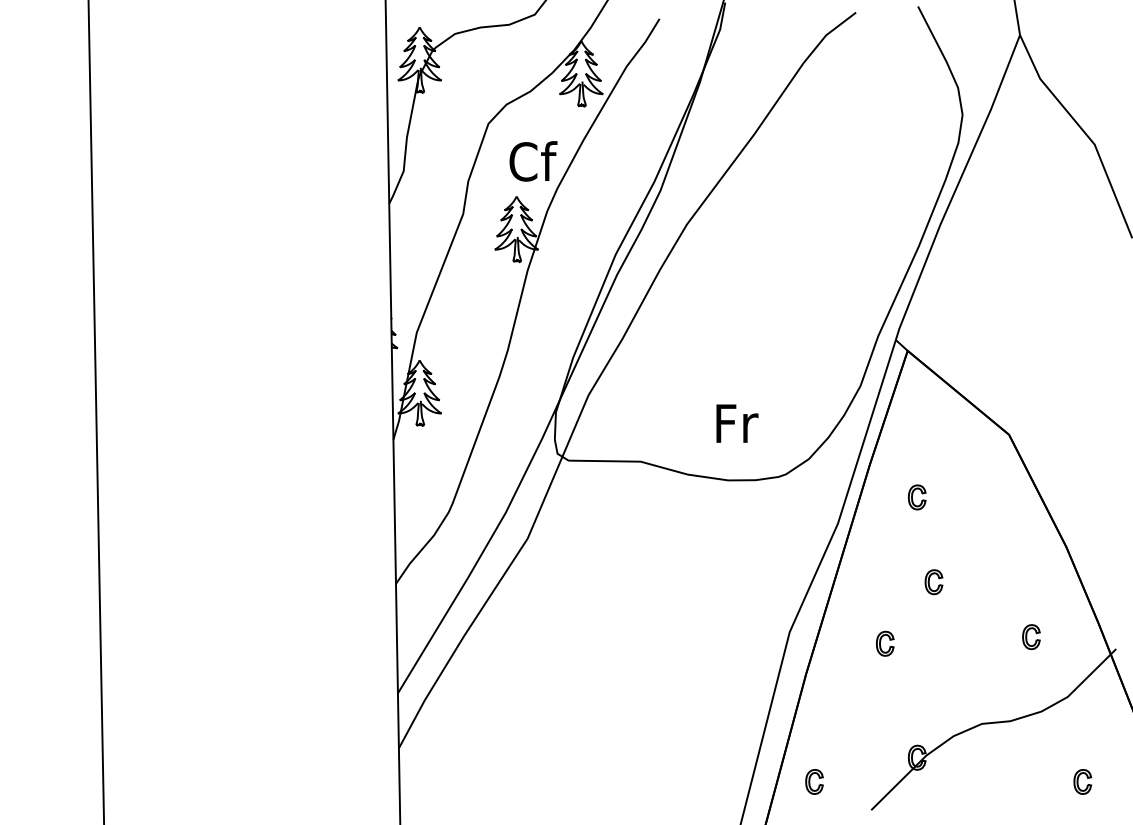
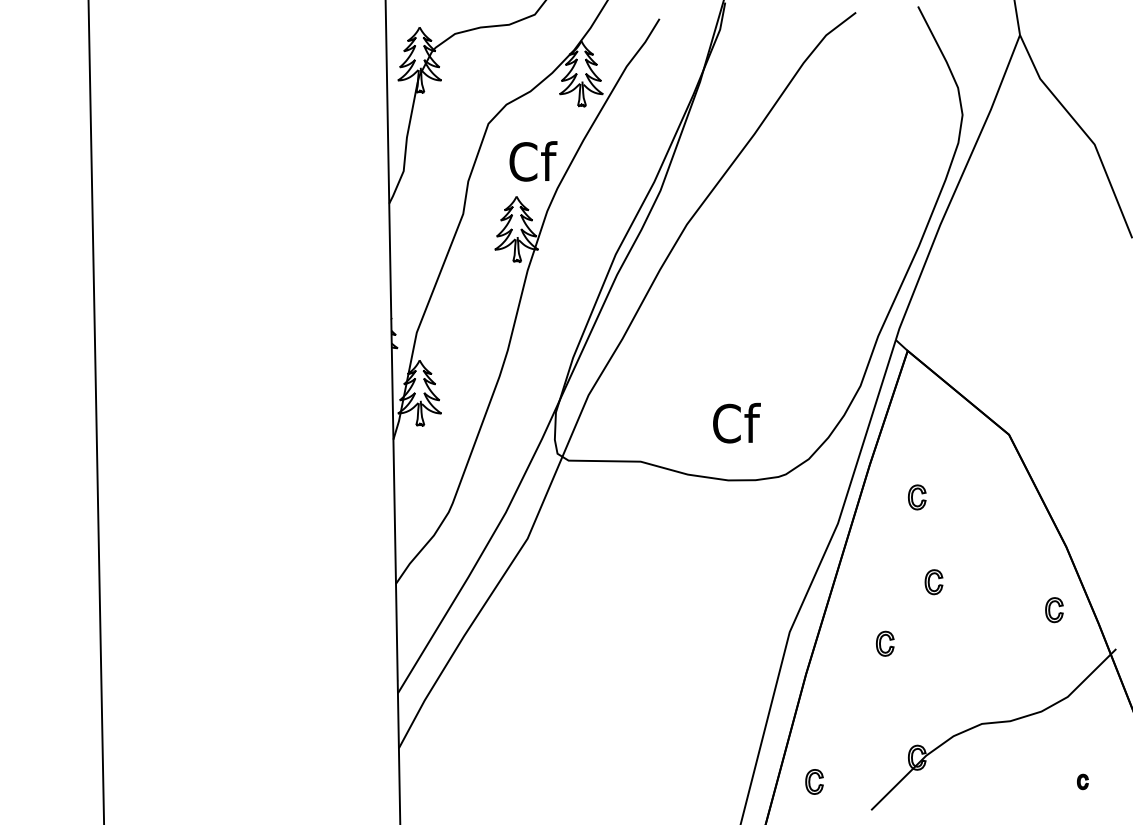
text: Fr -> Cf (736, 422)
part position: (1031, 637) -> (1054, 610) (1054, 610)
part size: 20x26 px -> 12x18 px (1082, 781)
